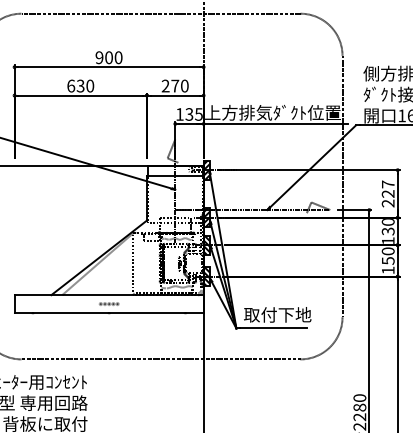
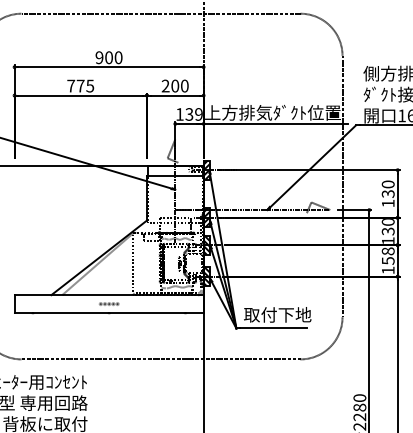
text: 630 -> 775 (80, 85)
text: 270 -> 200 (175, 85)
text: 135 -> 139 (198, 114)
text: 227 -> 130 (387, 193)
text: 150 -> 158 (388, 251)
